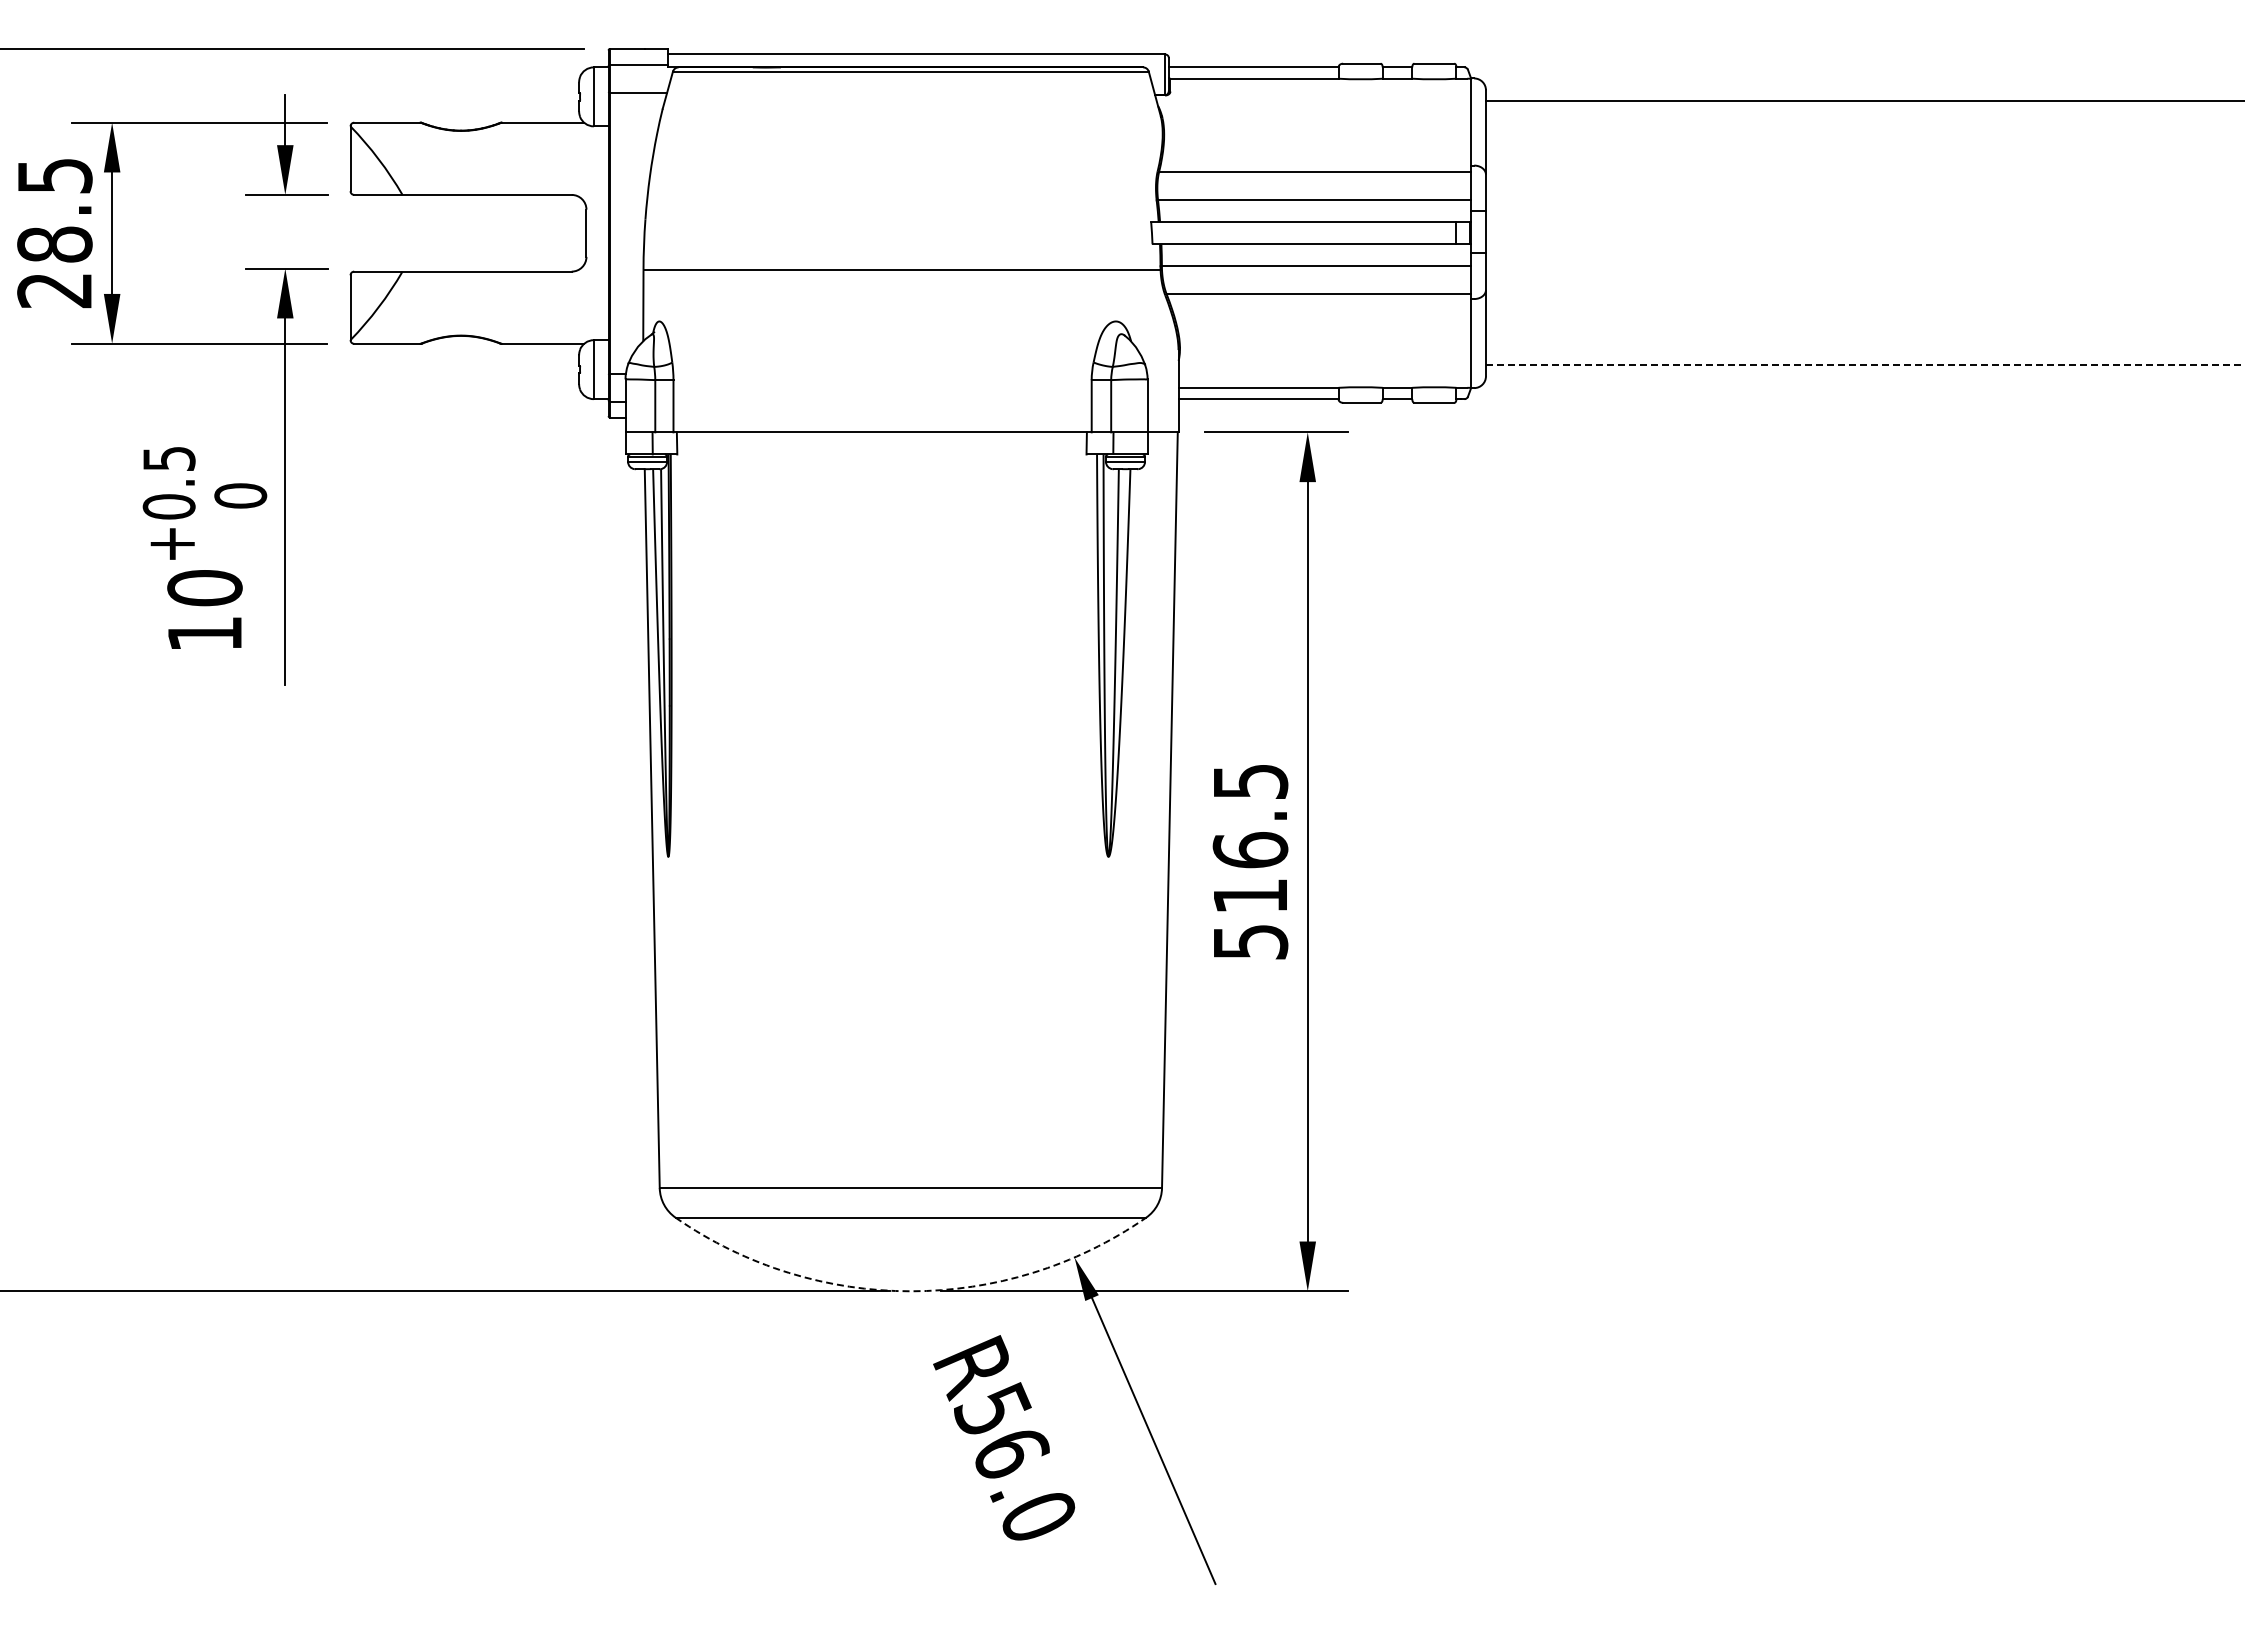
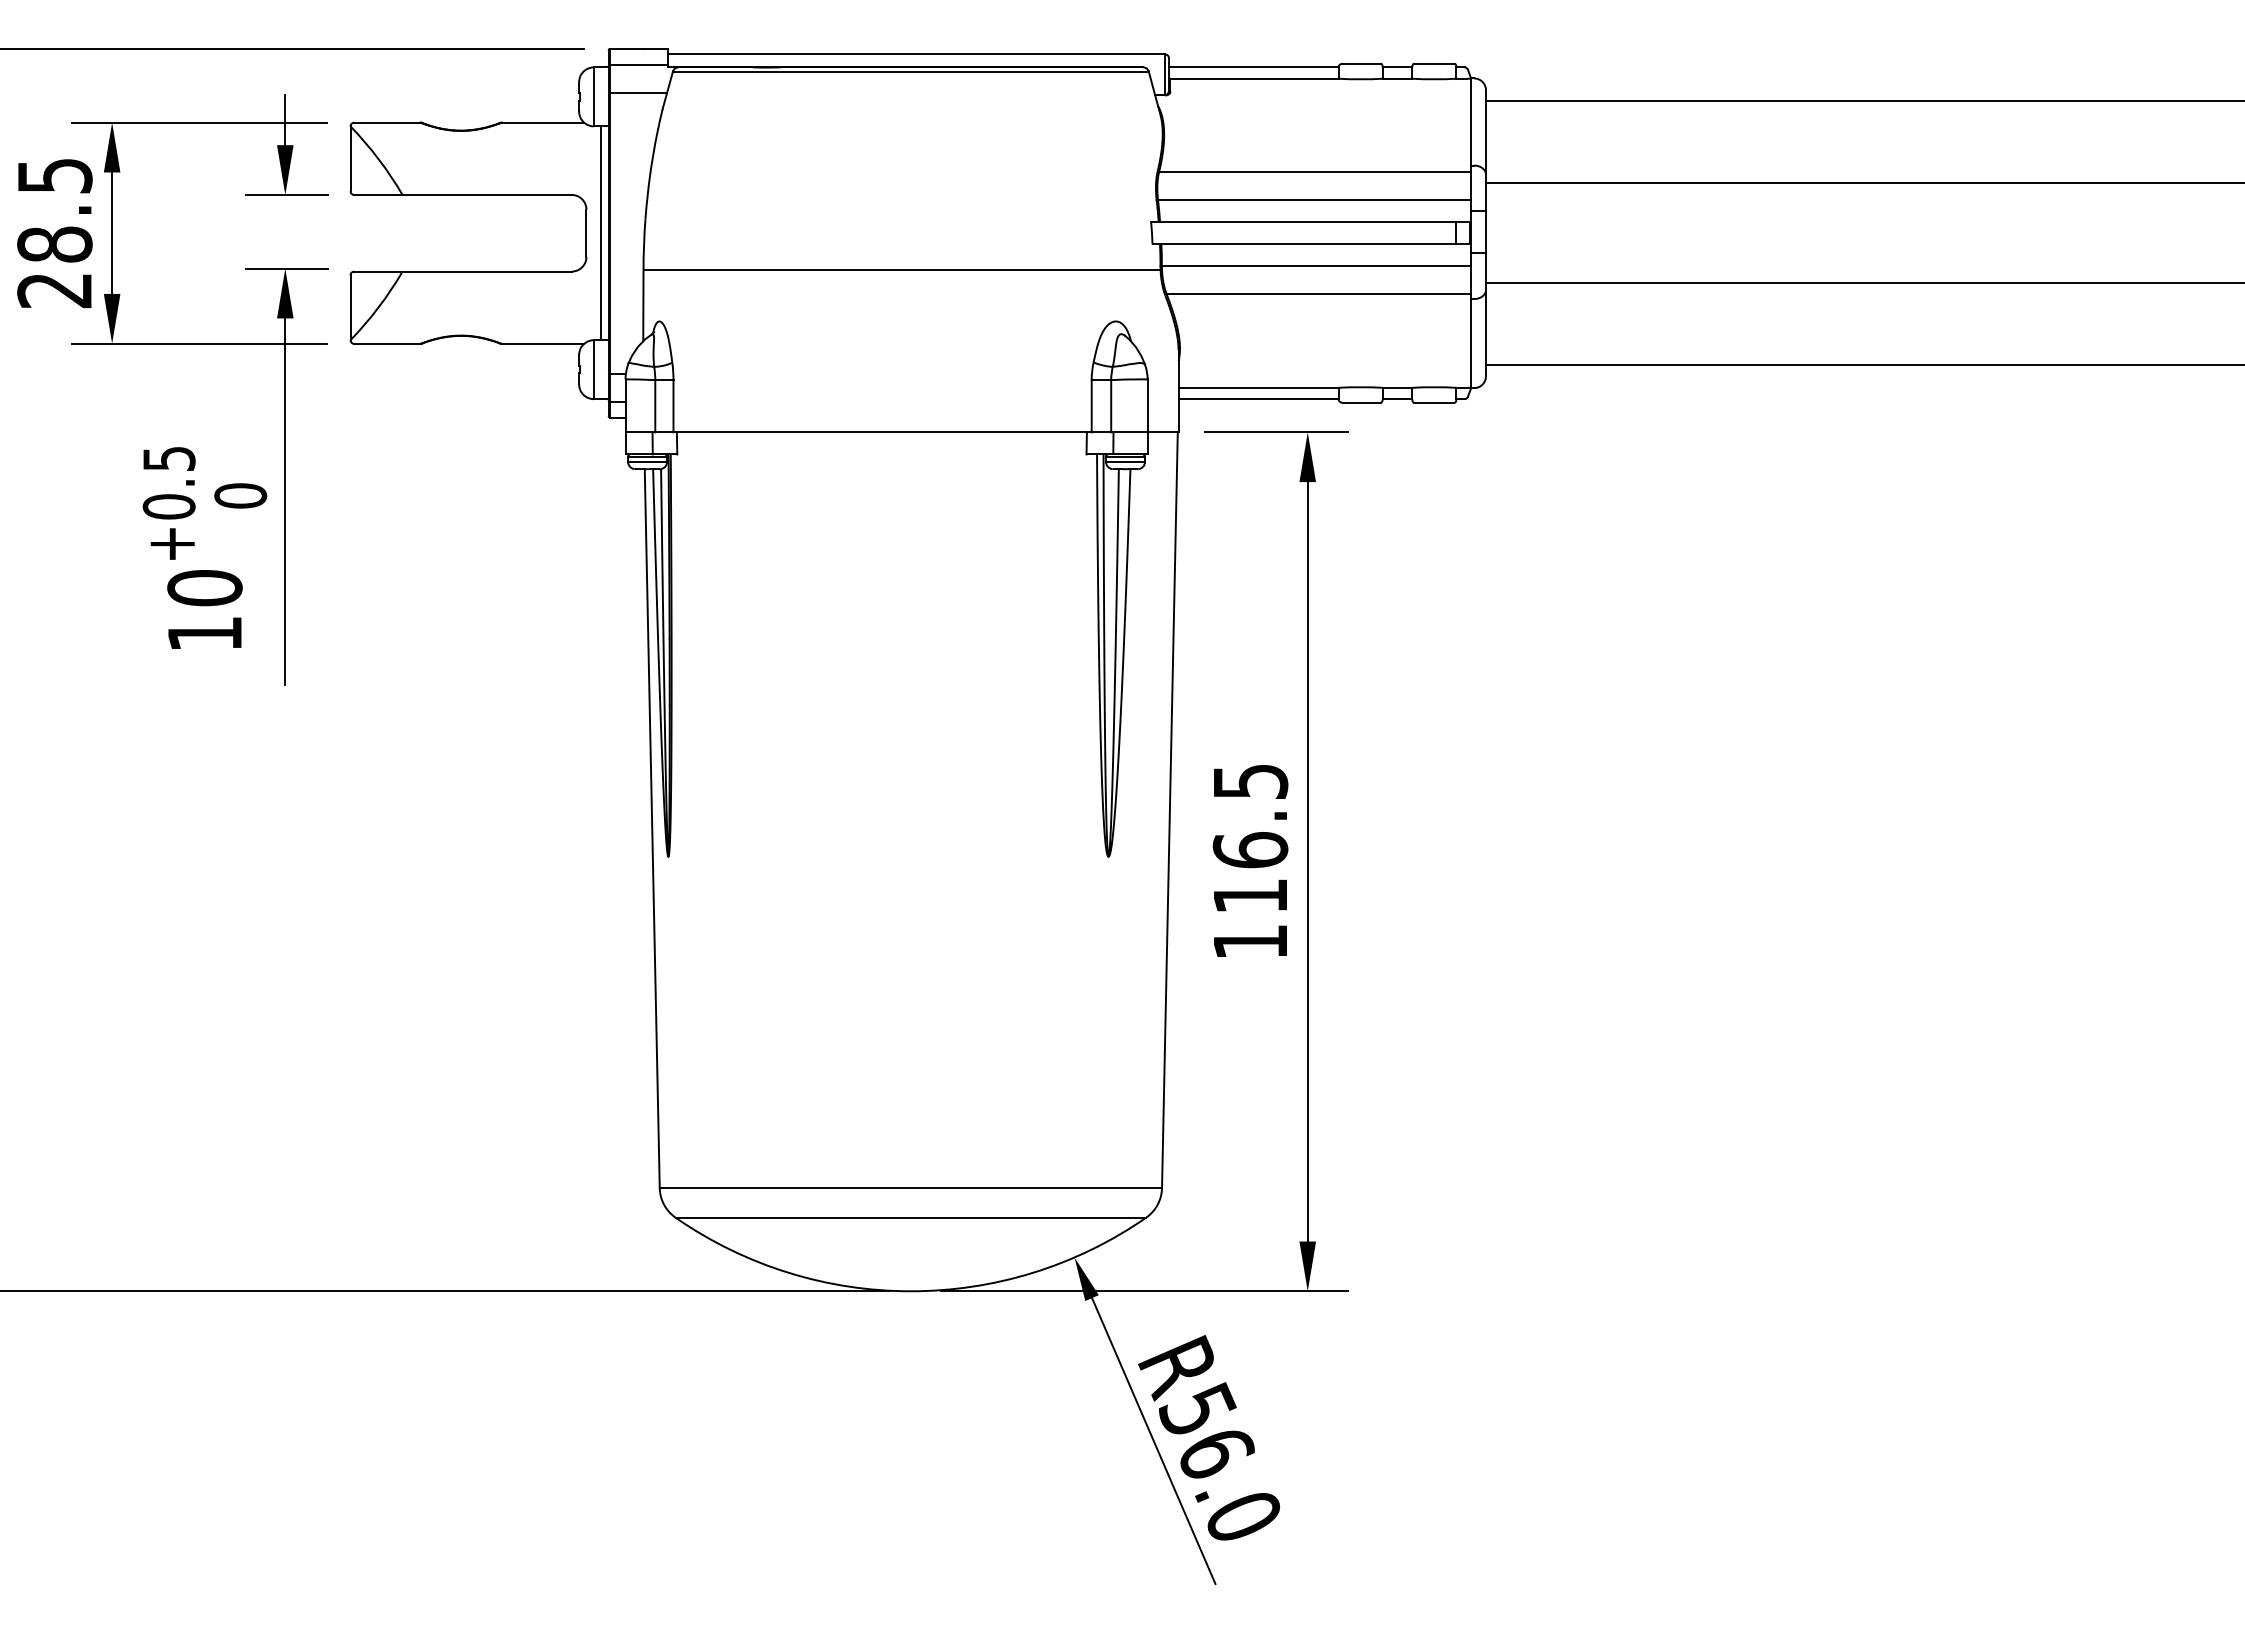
line: none -> present (1863, 183)
line: none -> present (601, 233)
line: none -> present (1863, 283)
line: dashed -> solid (1865, 365)
text: 516.5 -> 116.5 (1251, 942)
arc: dashed -> solid (910, 1291)
text position: (1004, 1437) -> (1209, 1437) (1209, 1437)
